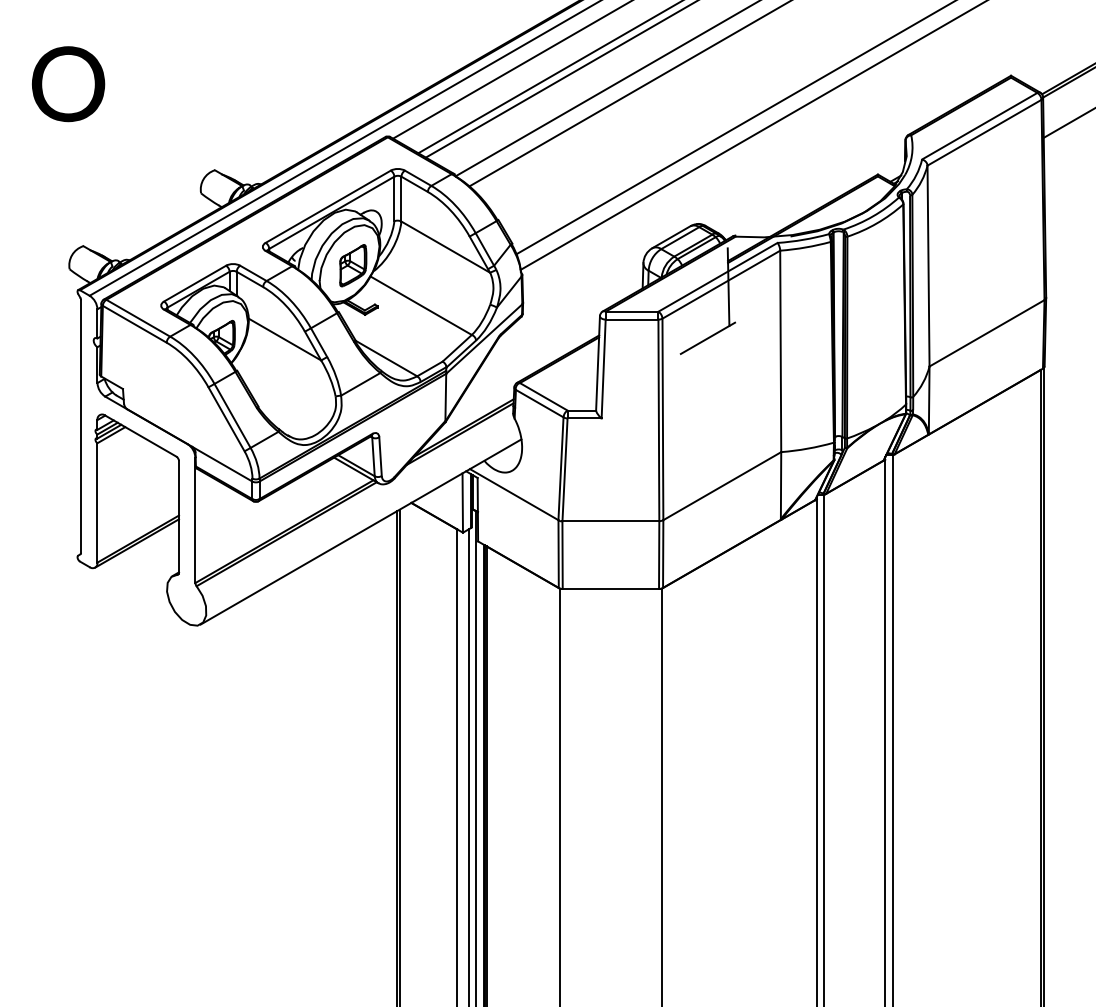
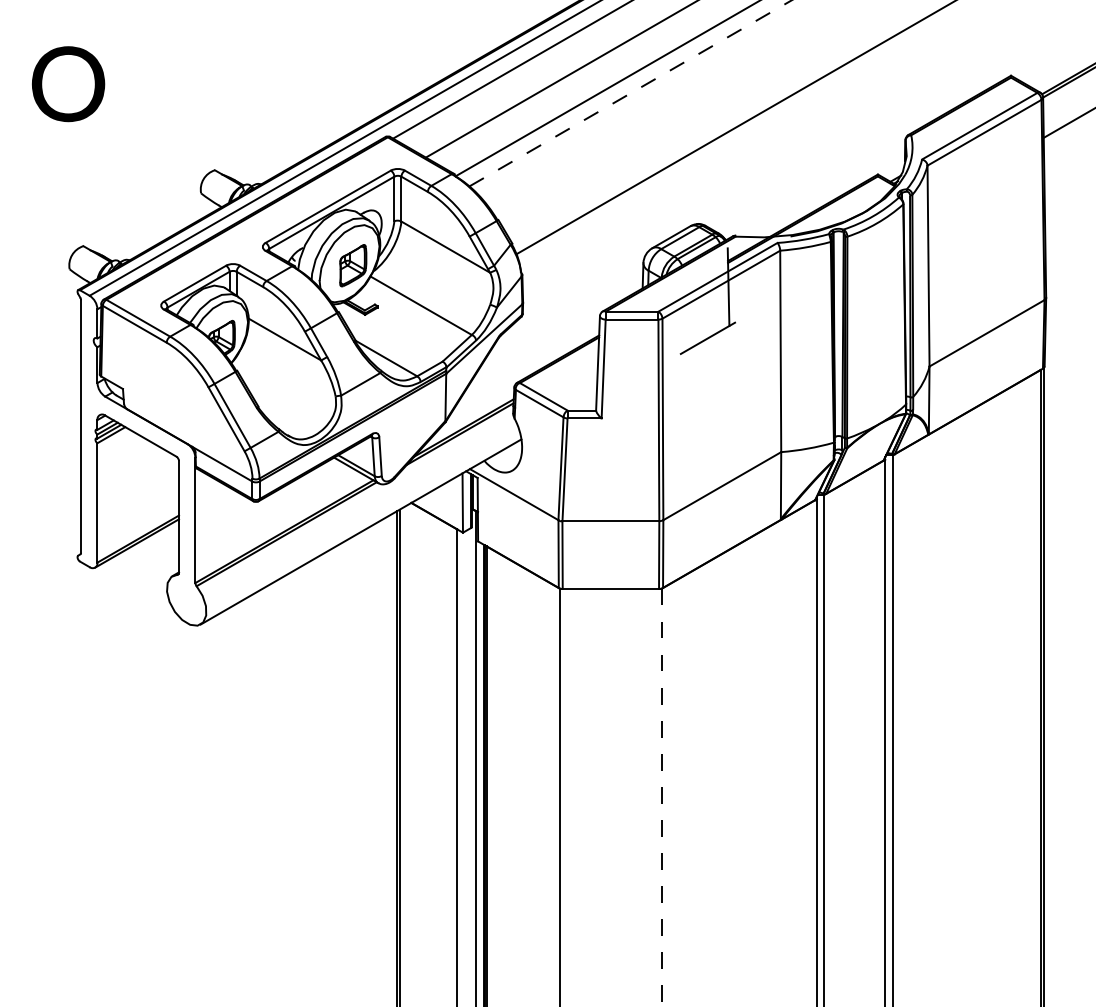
line: present -> none (548, 77)
line: solid -> dashed (630, 93)
line: present -> none (752, 135)
line: present -> none (468, 766)
line: solid -> dashed (661, 797)
